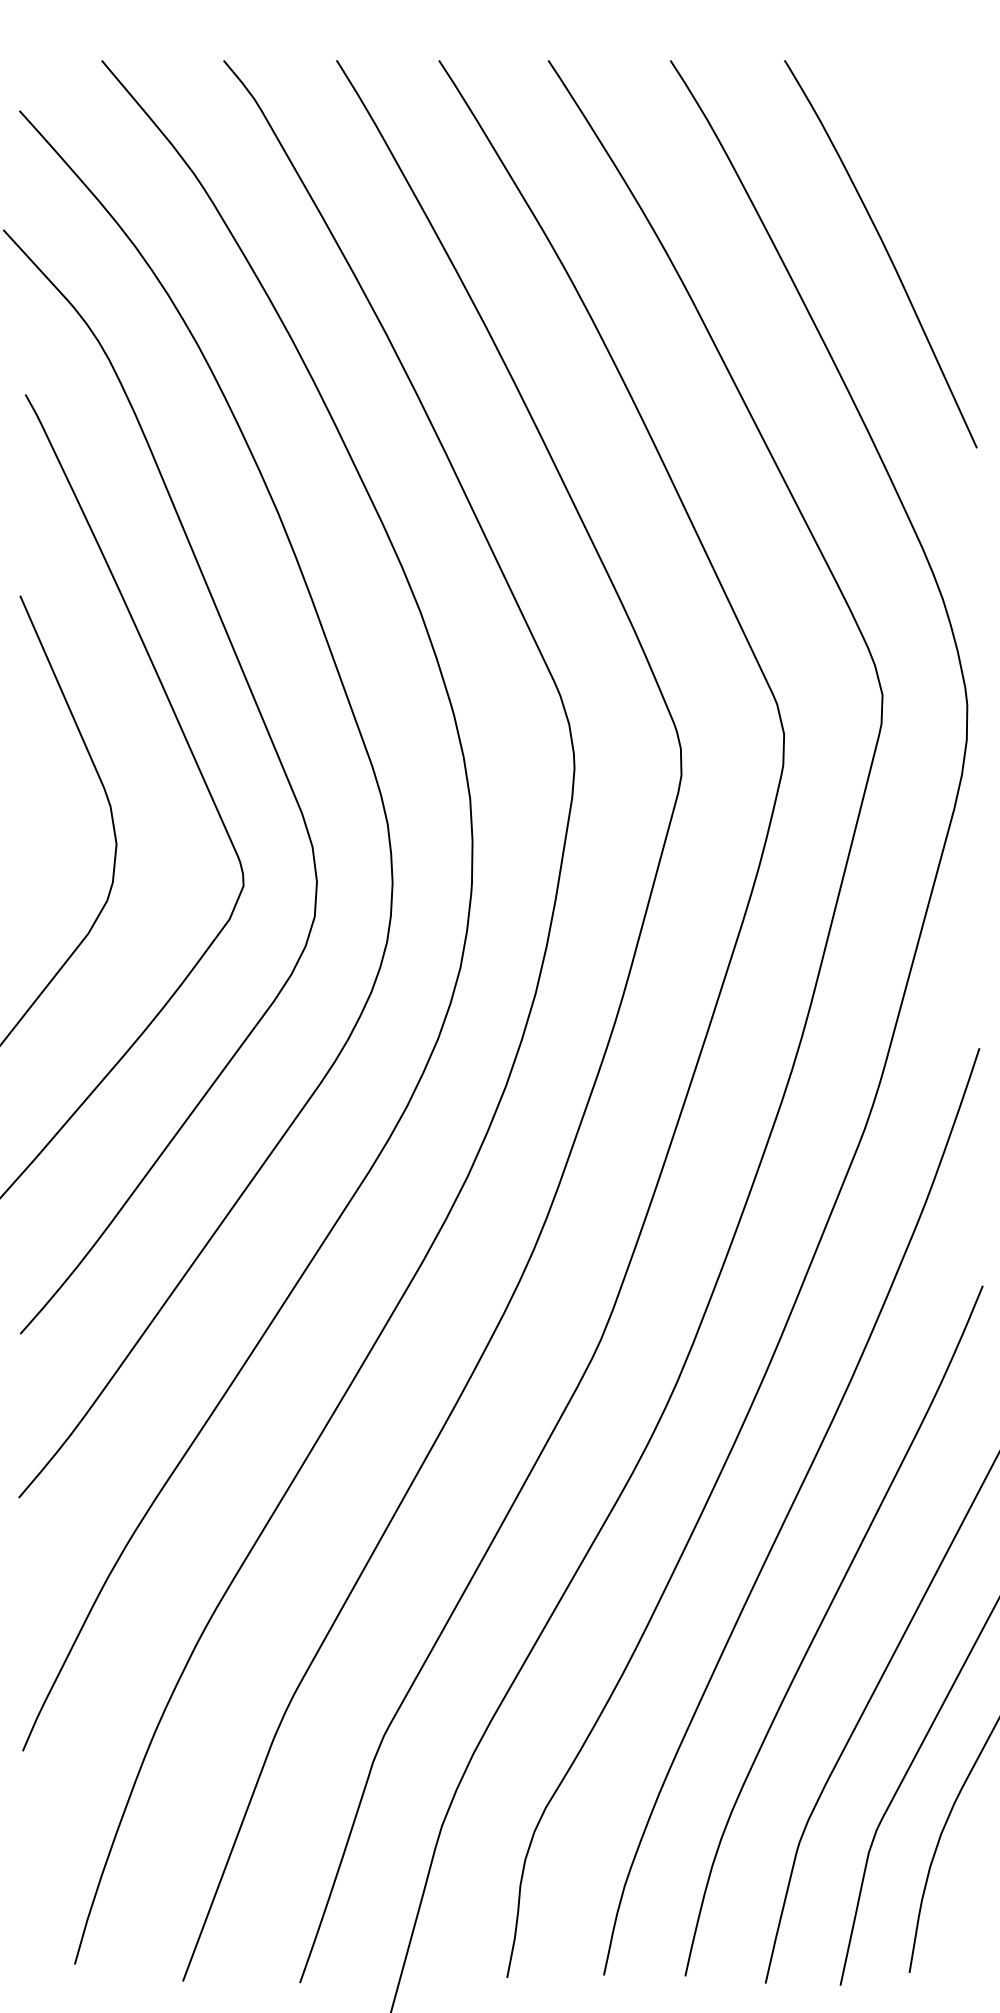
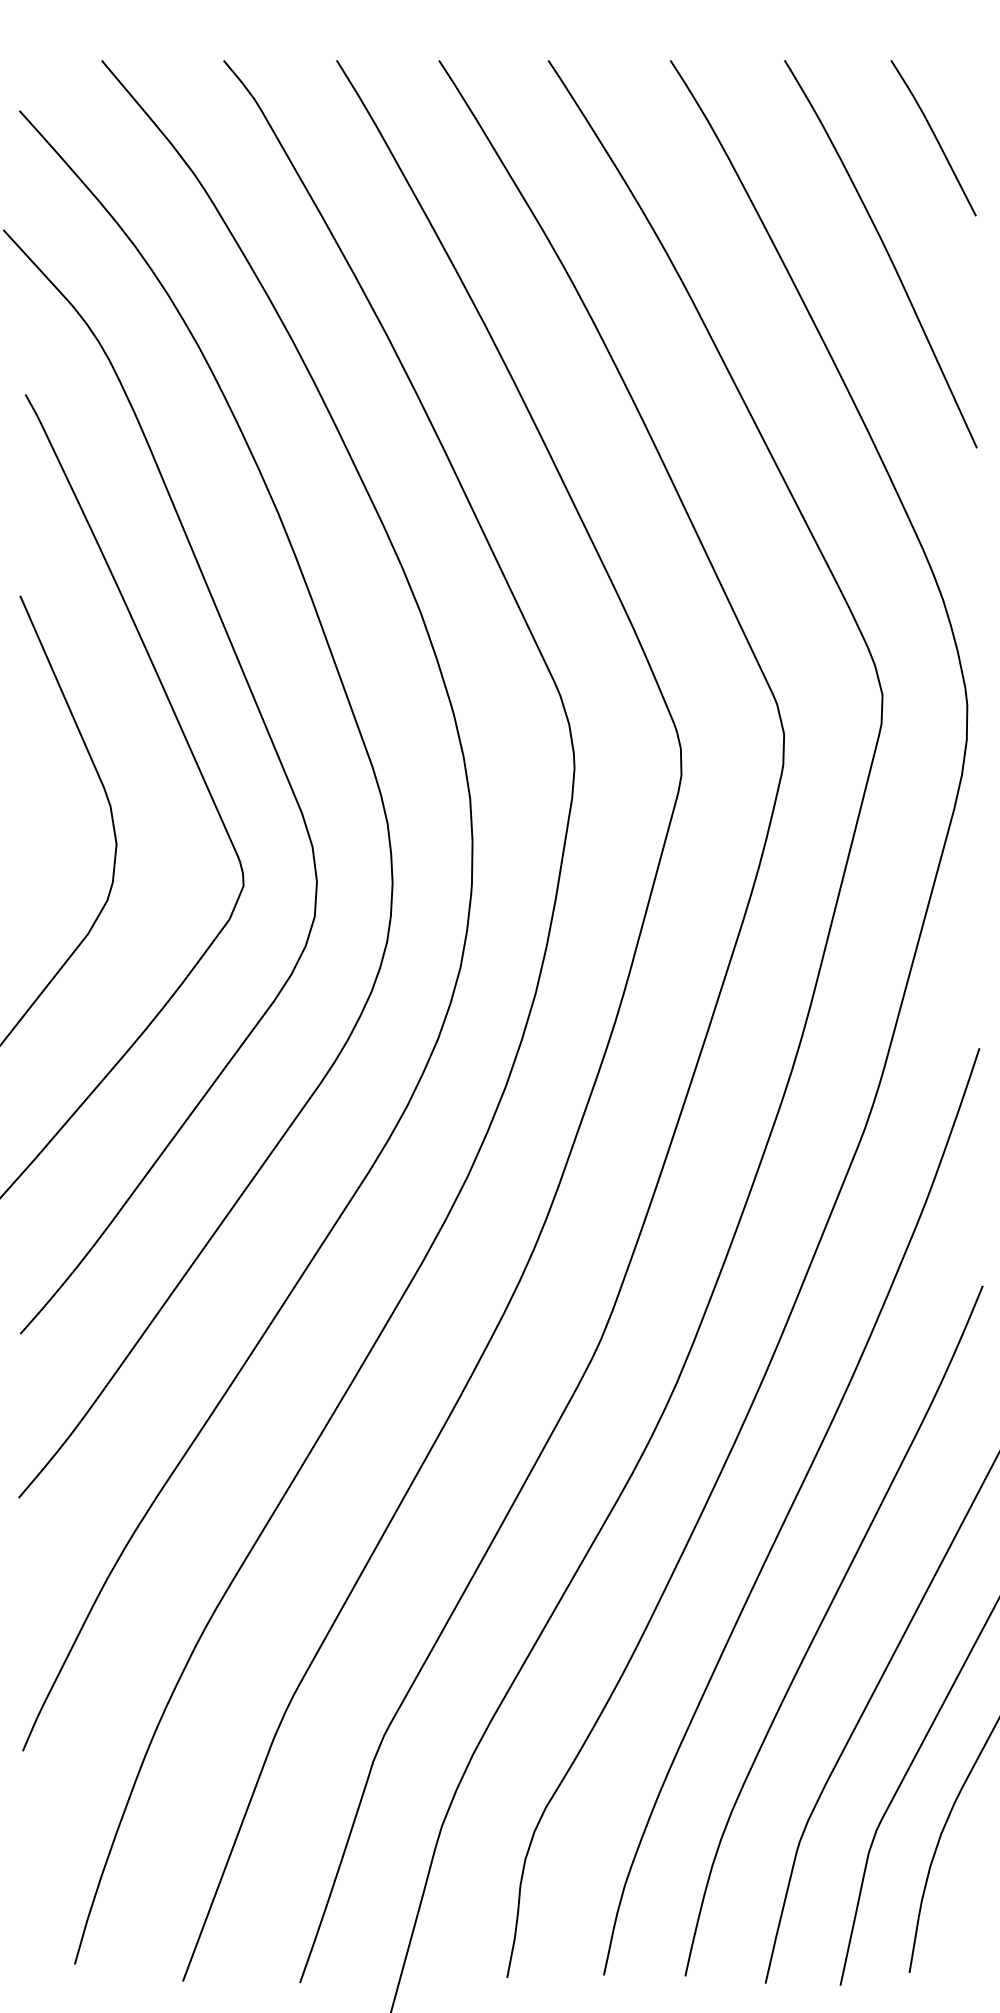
curve: none -> present (934, 137)
